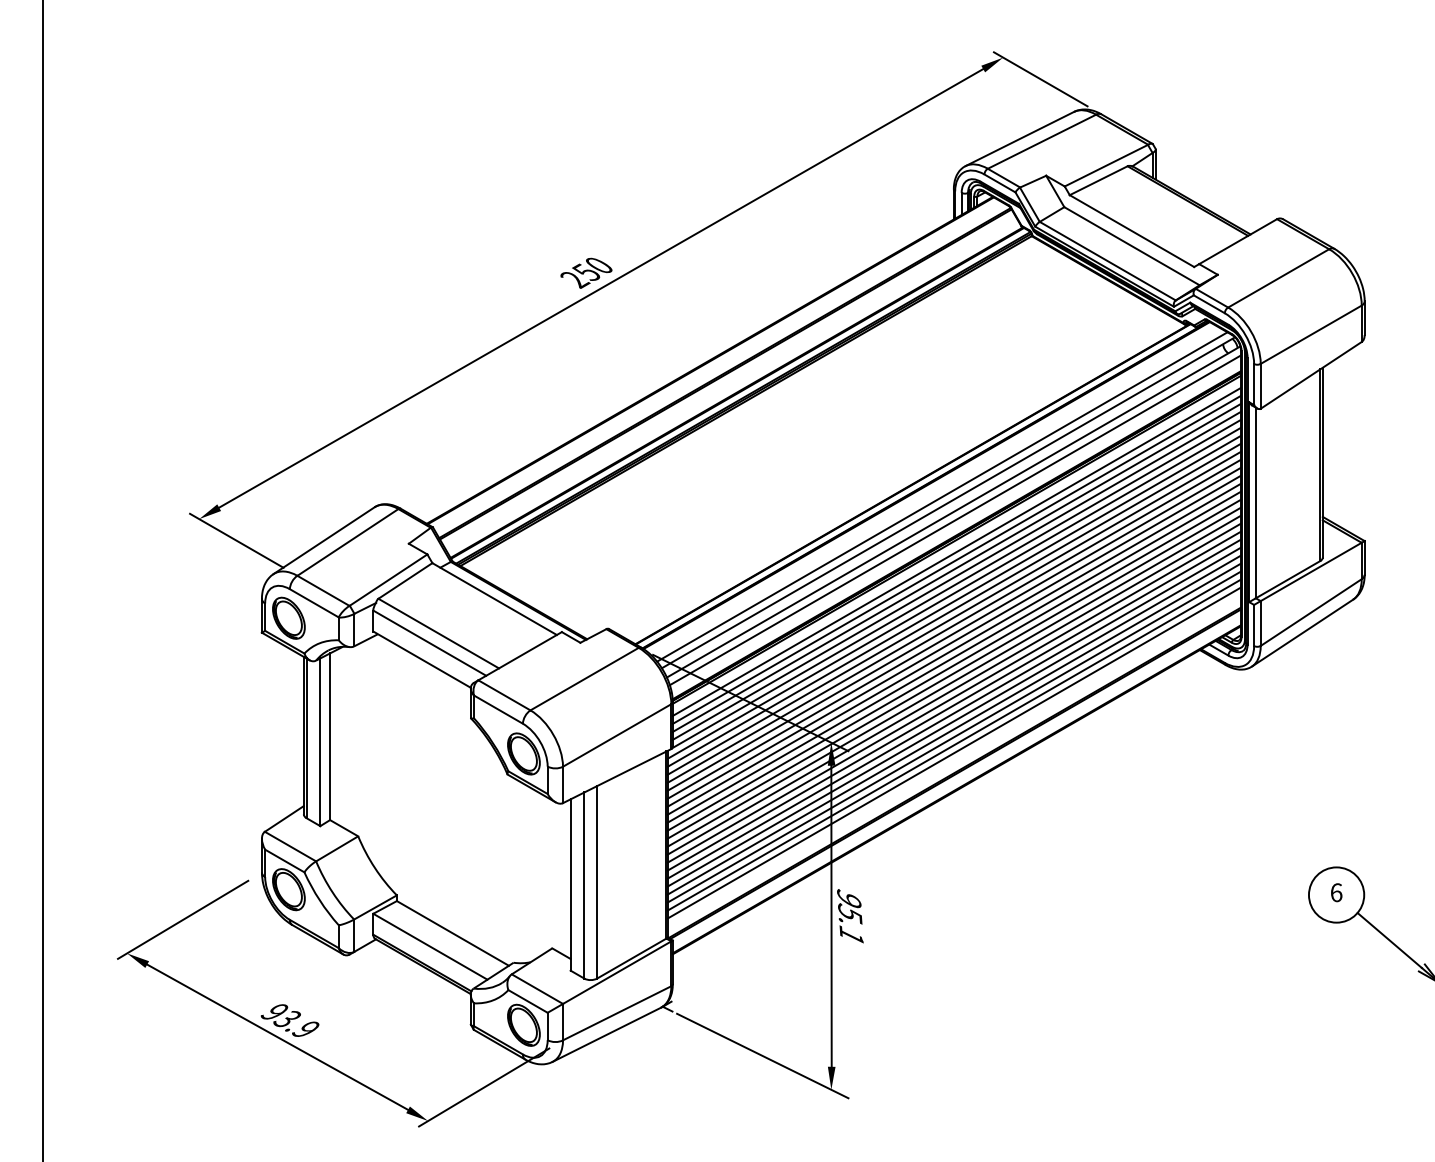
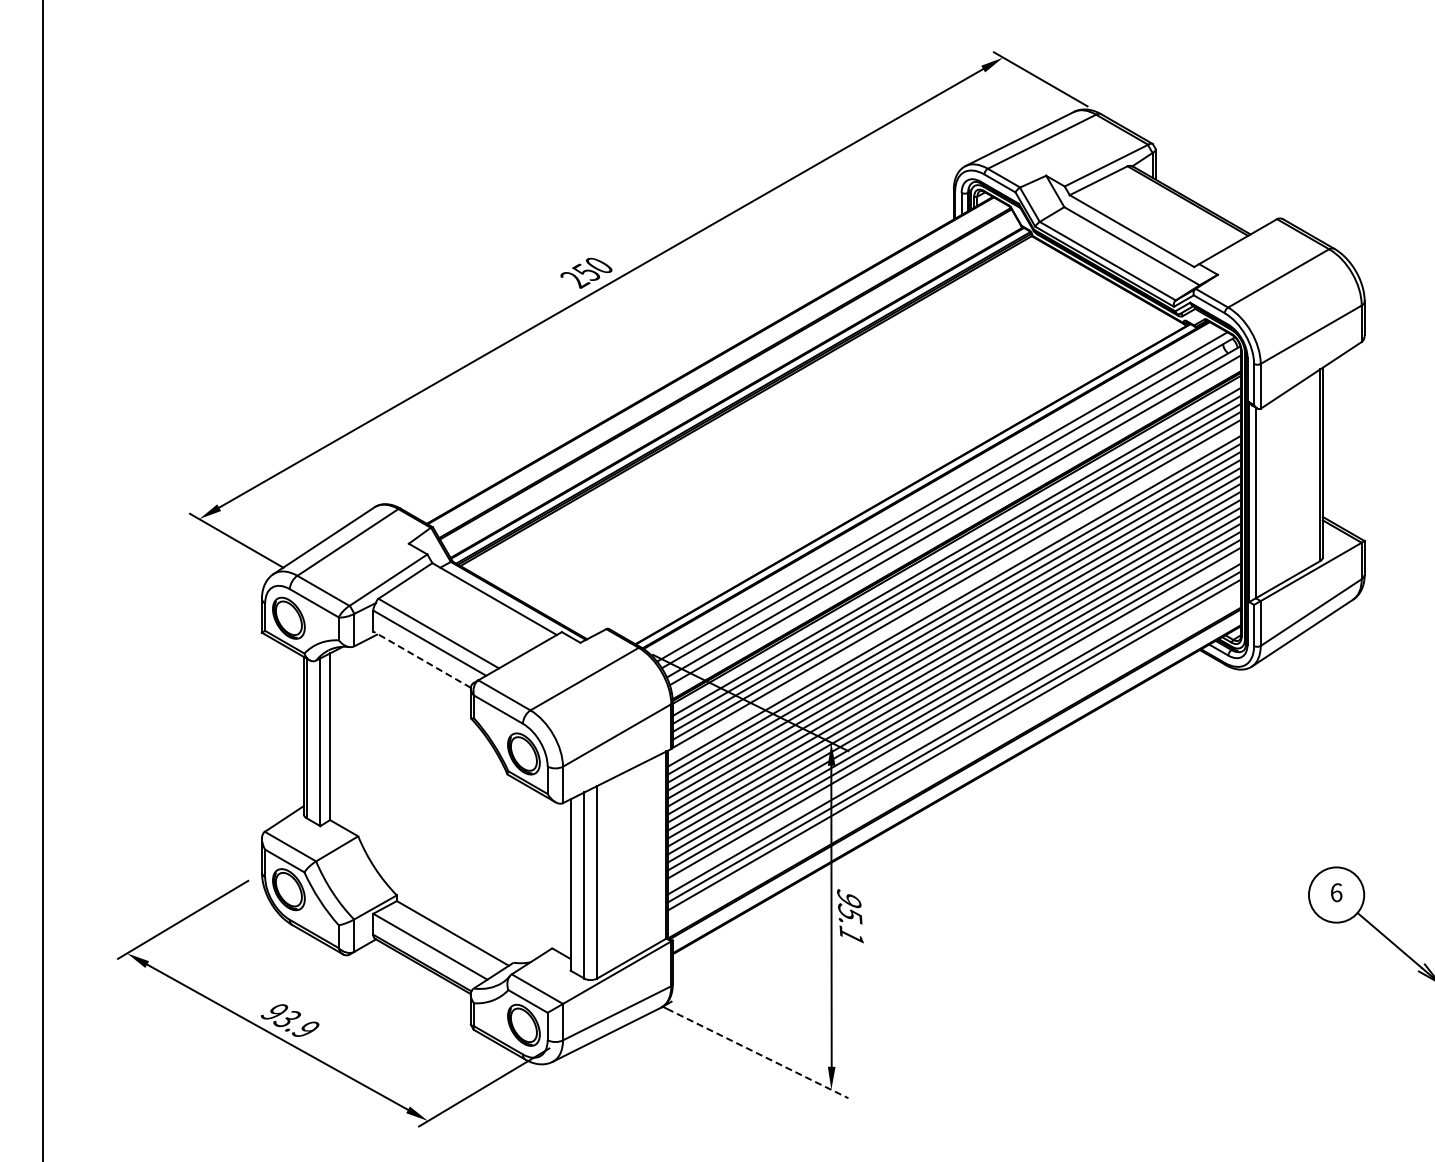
line: present -> none (953, 592)
line: solid -> dashed (421, 659)
line: present -> none (953, 720)
line: present -> none (953, 752)
line: solid -> dashed (762, 1056)
